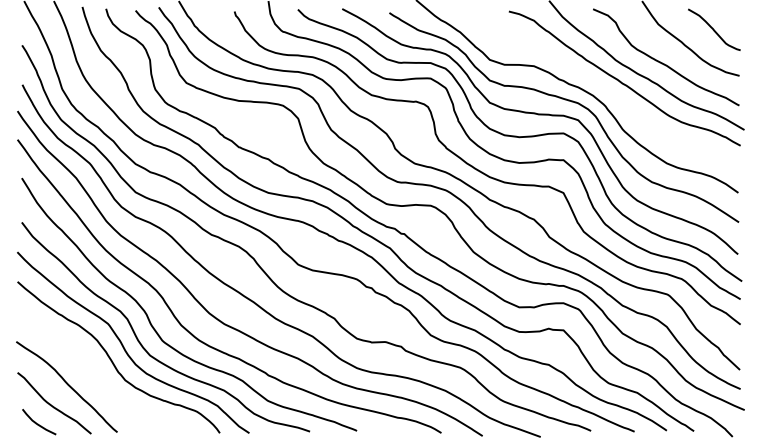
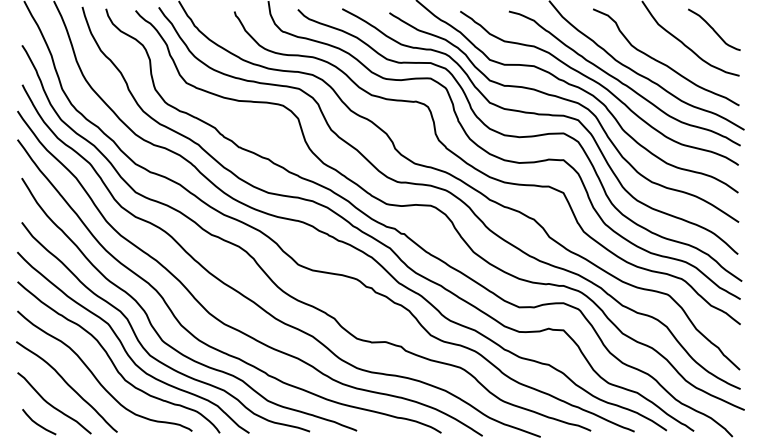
curve: none -> present (601, 86)
curve: none -> present (95, 375)
